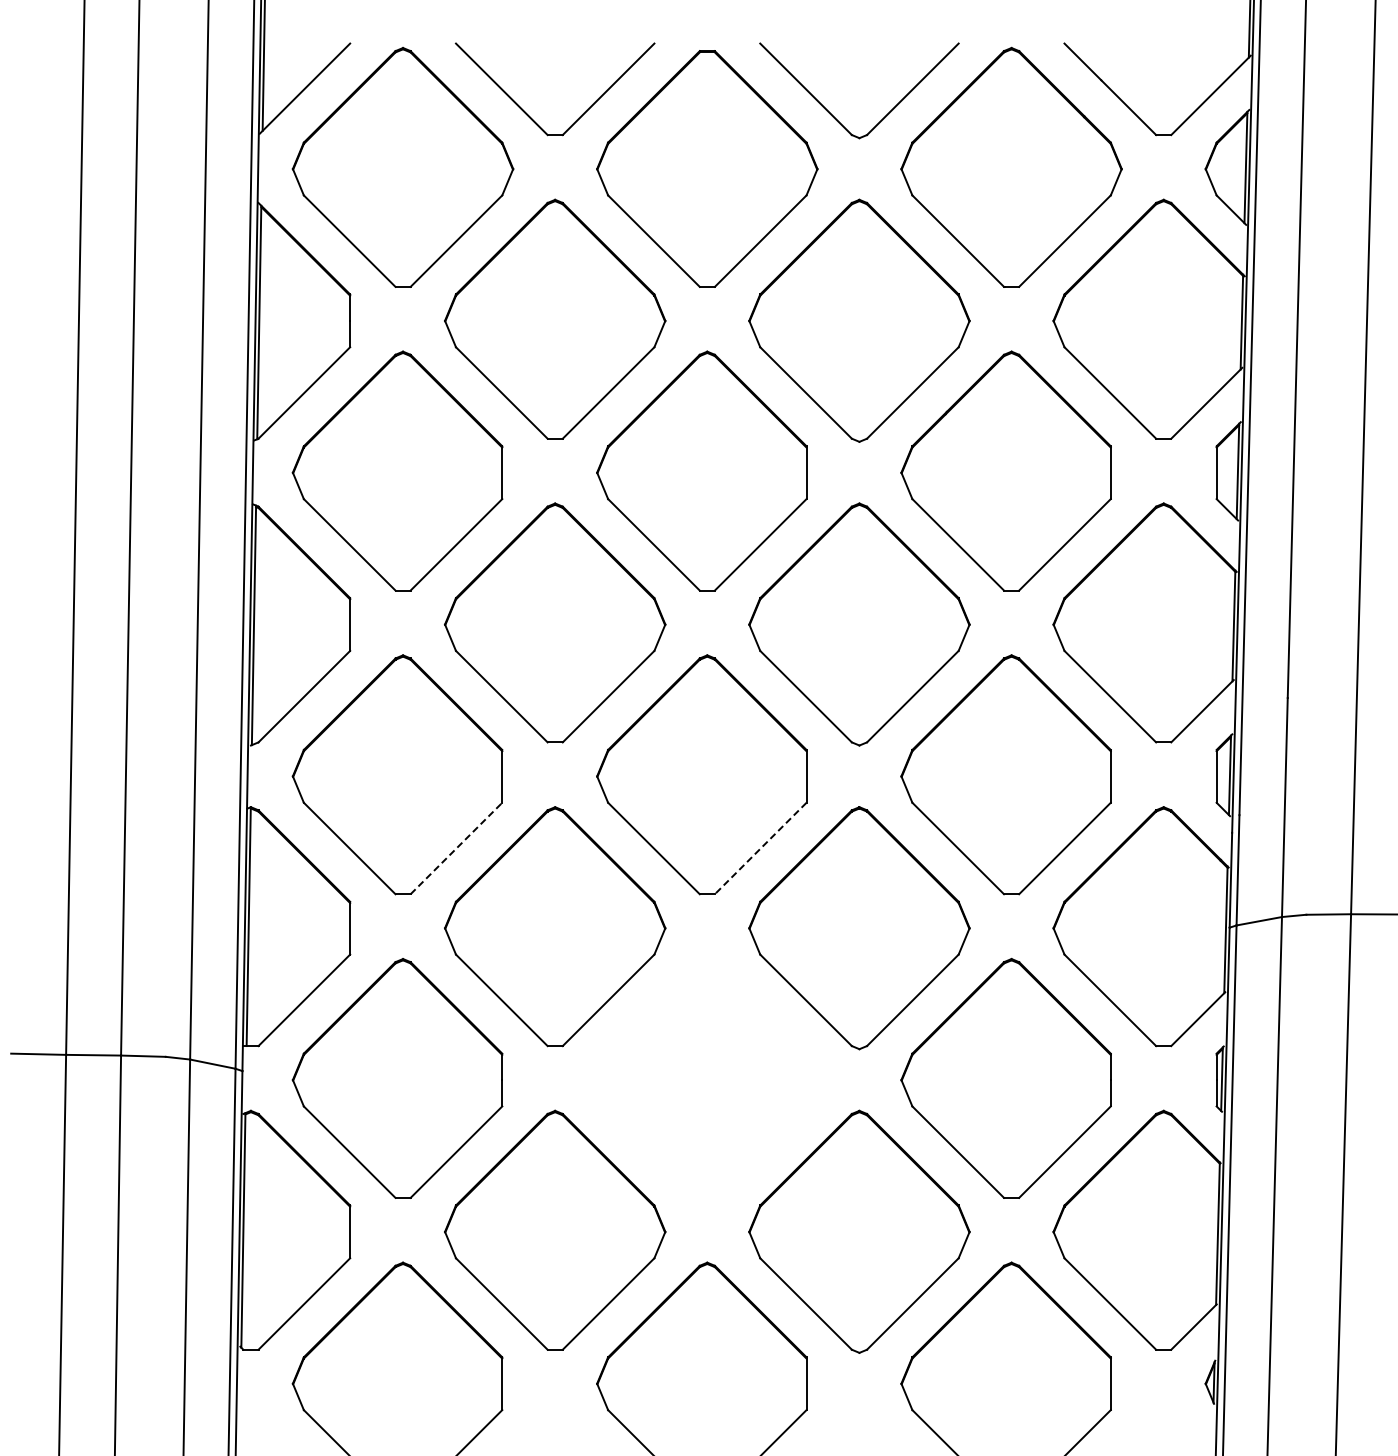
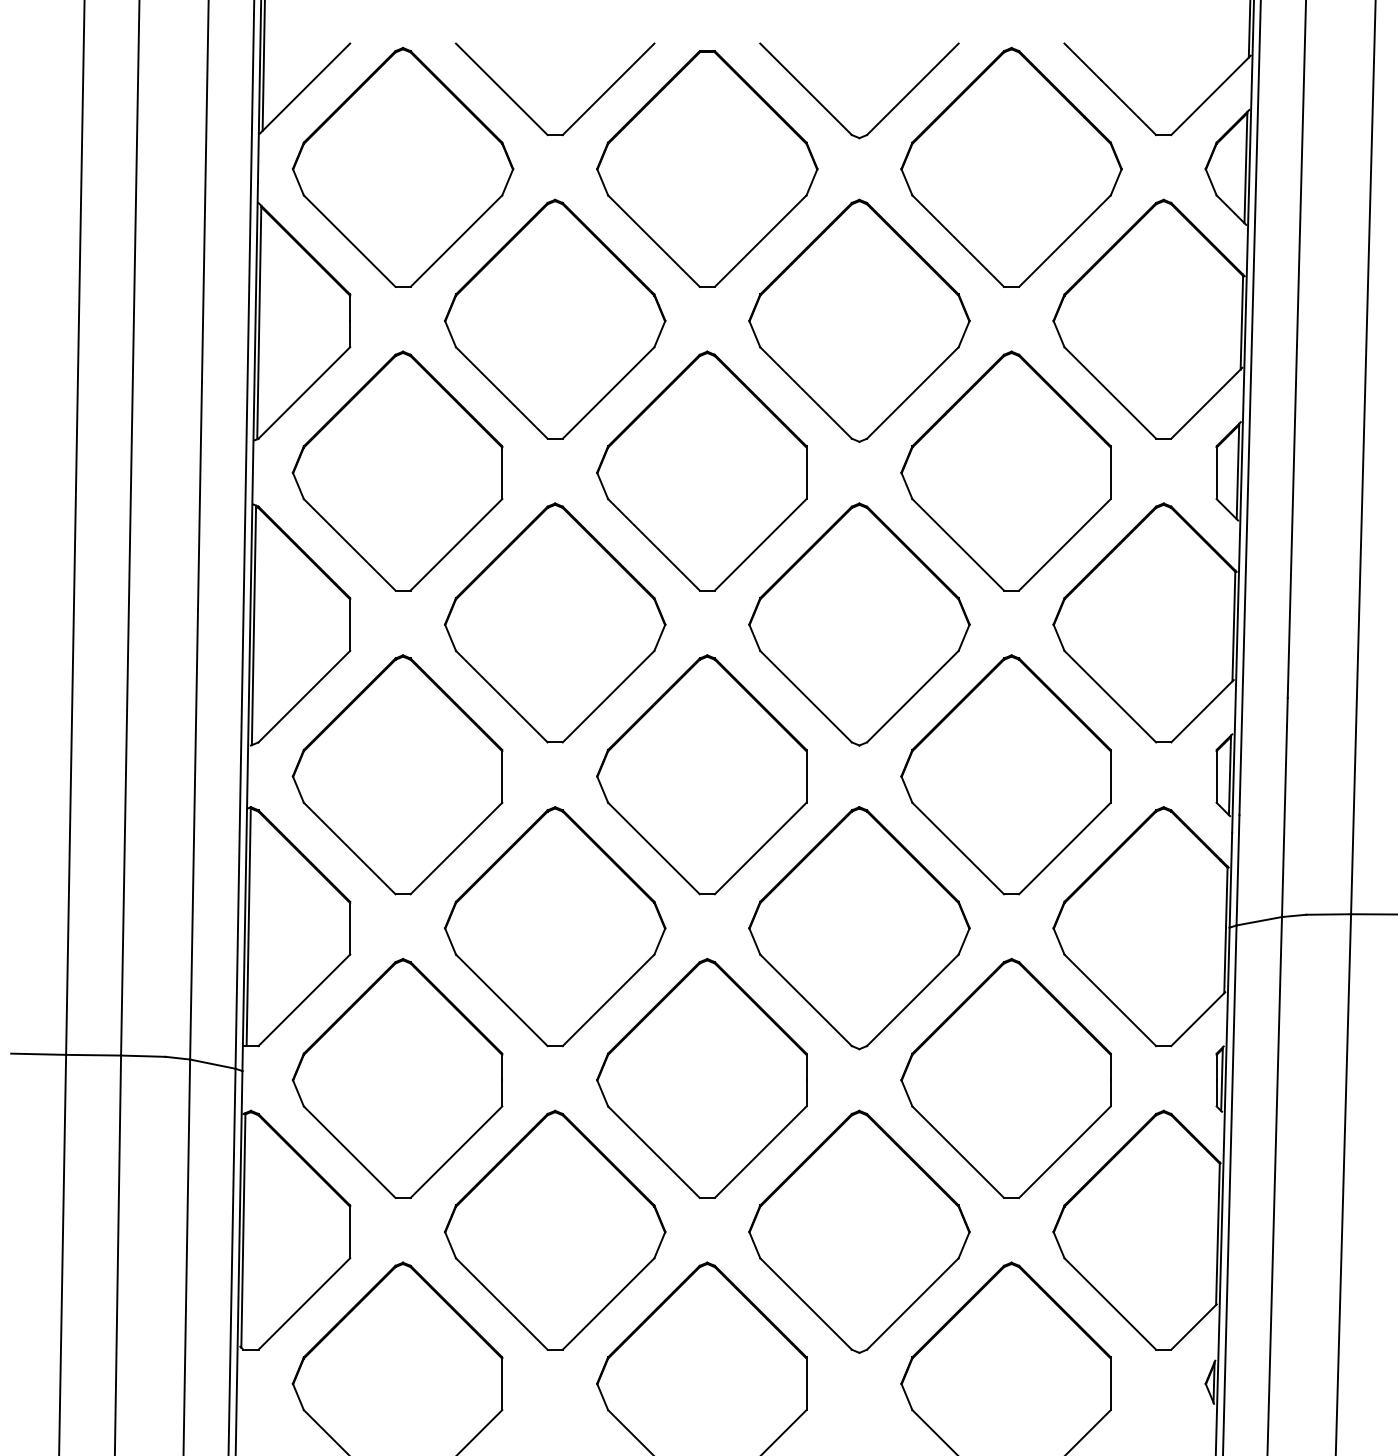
line: dashed -> solid (456, 848)
line: dashed -> solid (760, 848)
part: none -> present (701, 1078)
